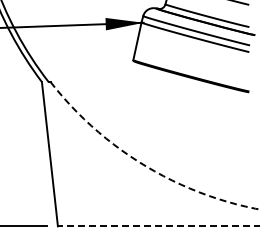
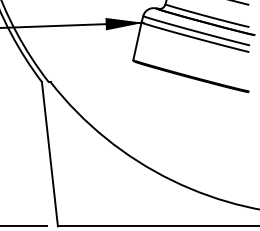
arc: dashed -> solid (143, 164)
line: dashed -> solid (158, 226)
